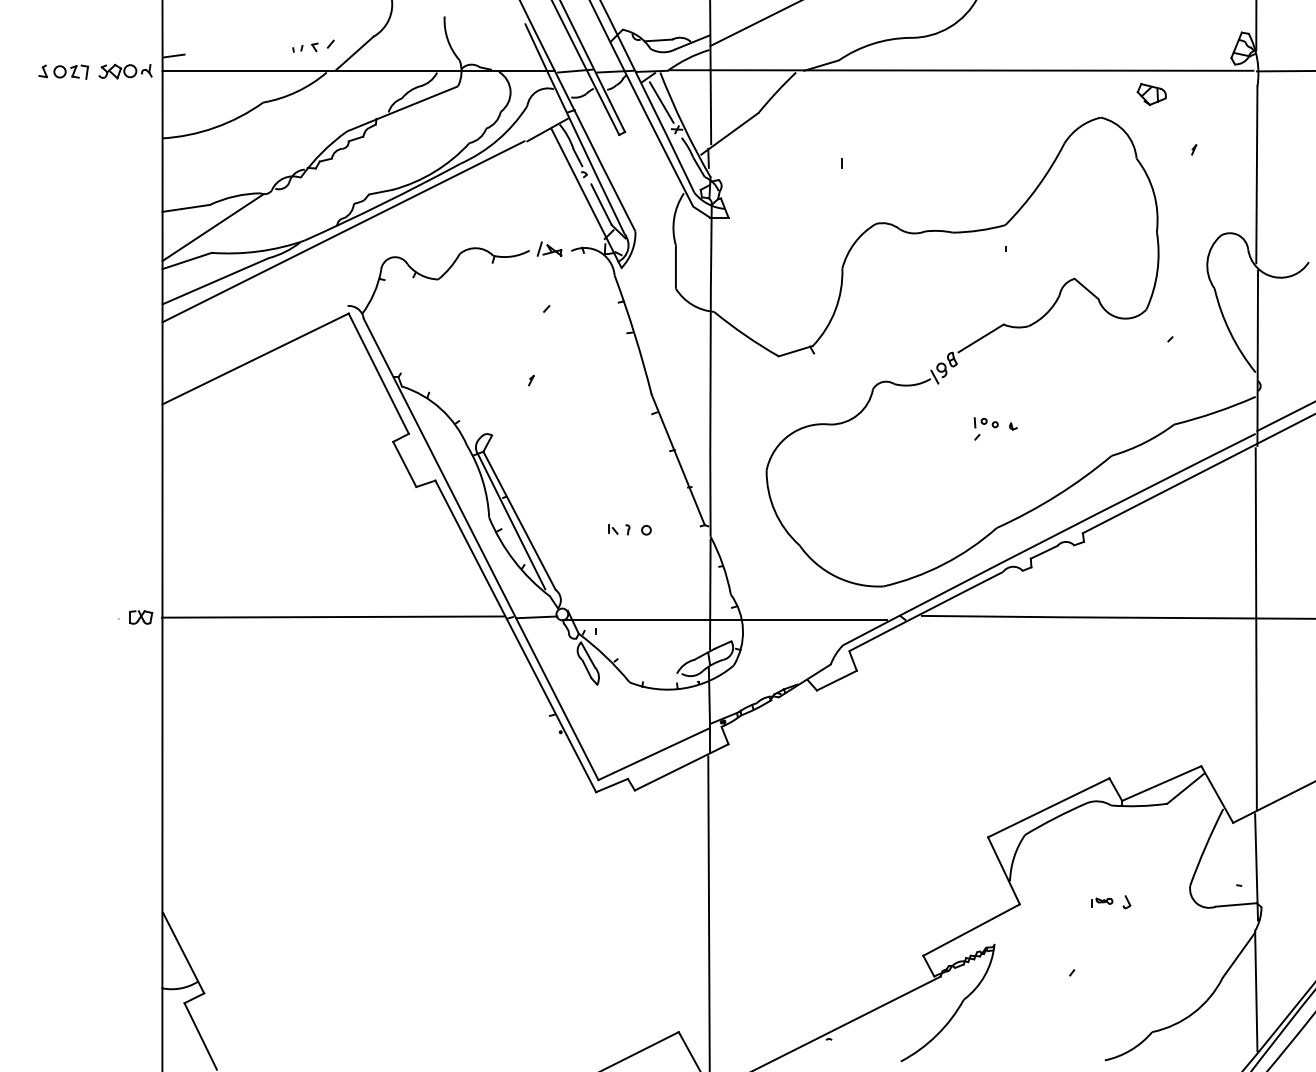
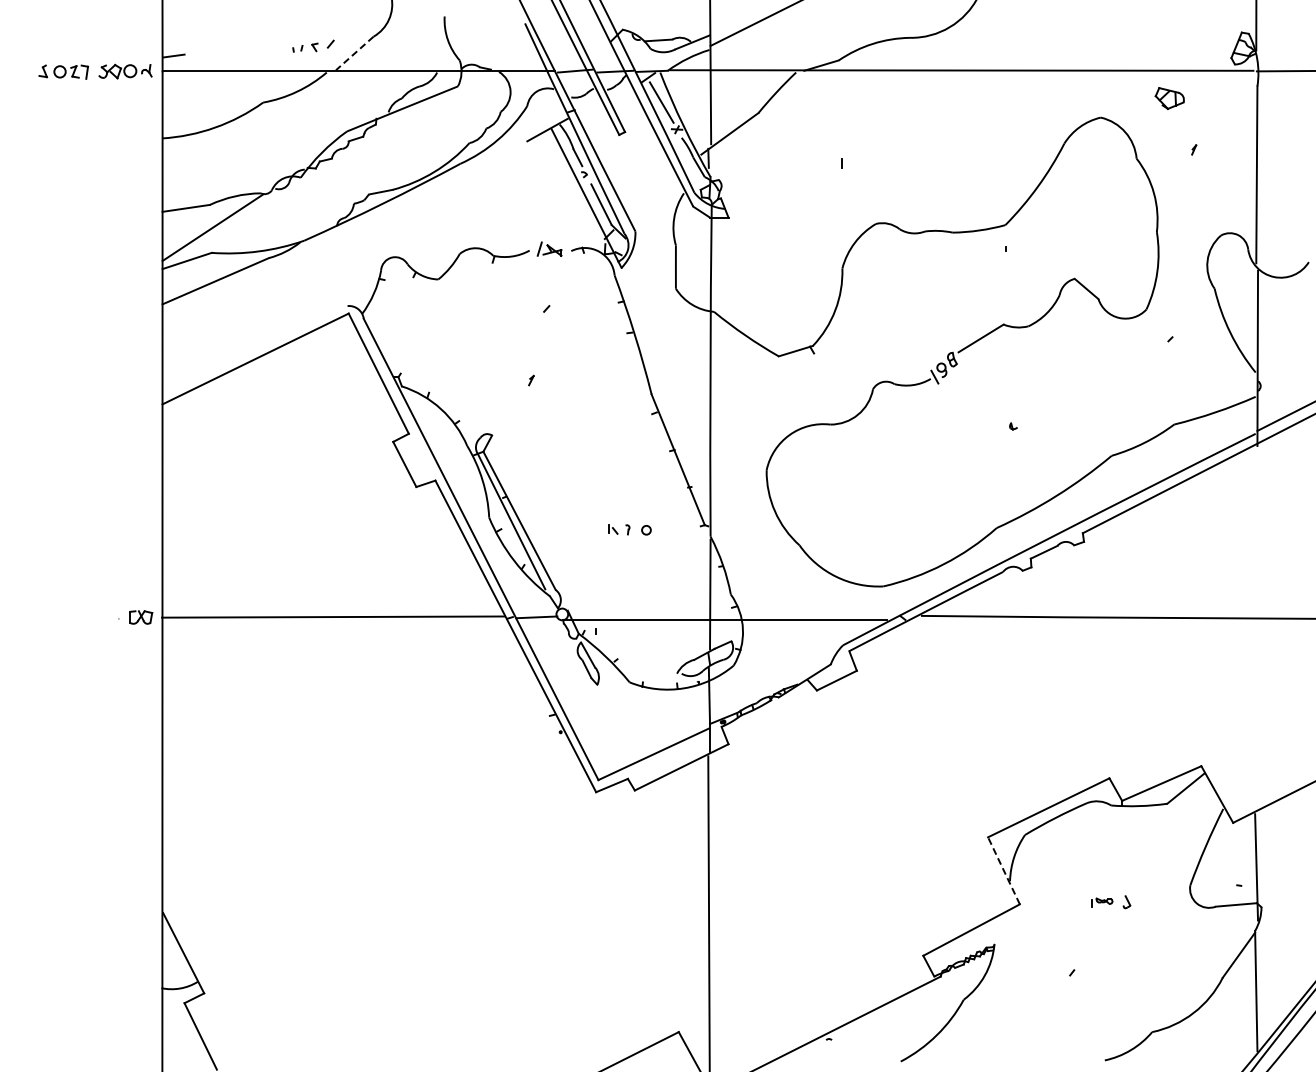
line: solid -> dashed (354, 53)
part position: (1151, 94) -> (1169, 98) (1169, 98)
line: present -> none (343, 231)
part: present -> none (985, 428)
line: present -> none (1255, 629)
line: solid -> dashed (1003, 870)
